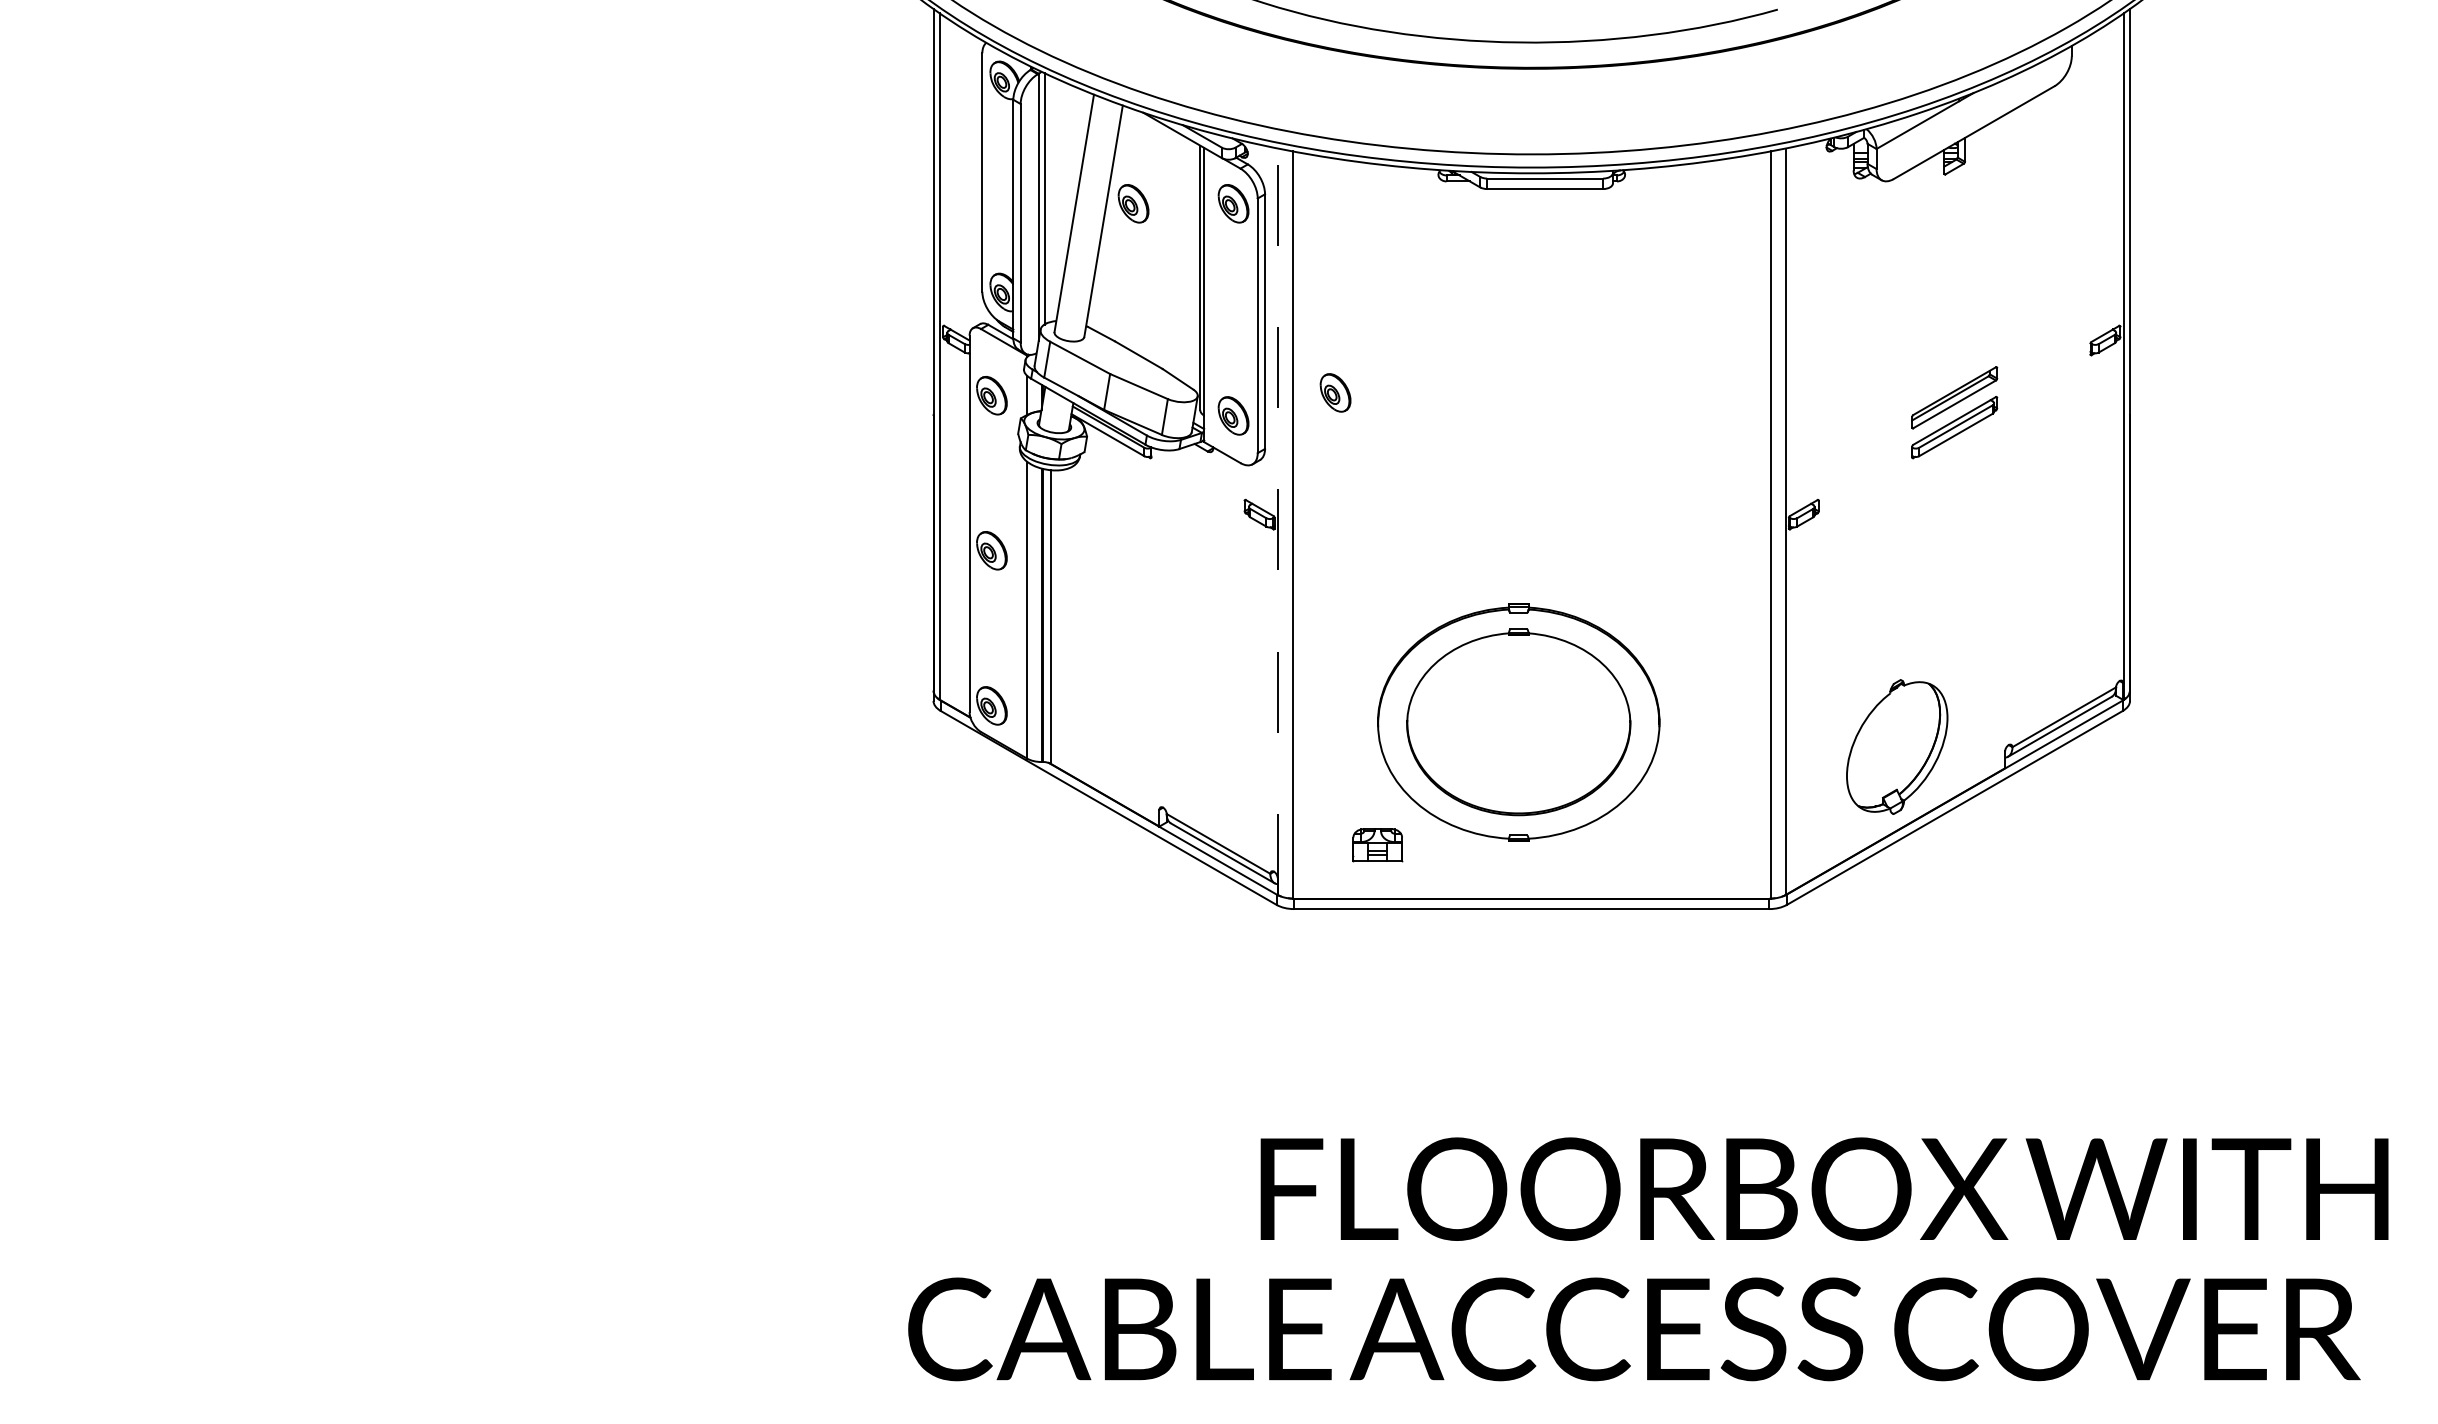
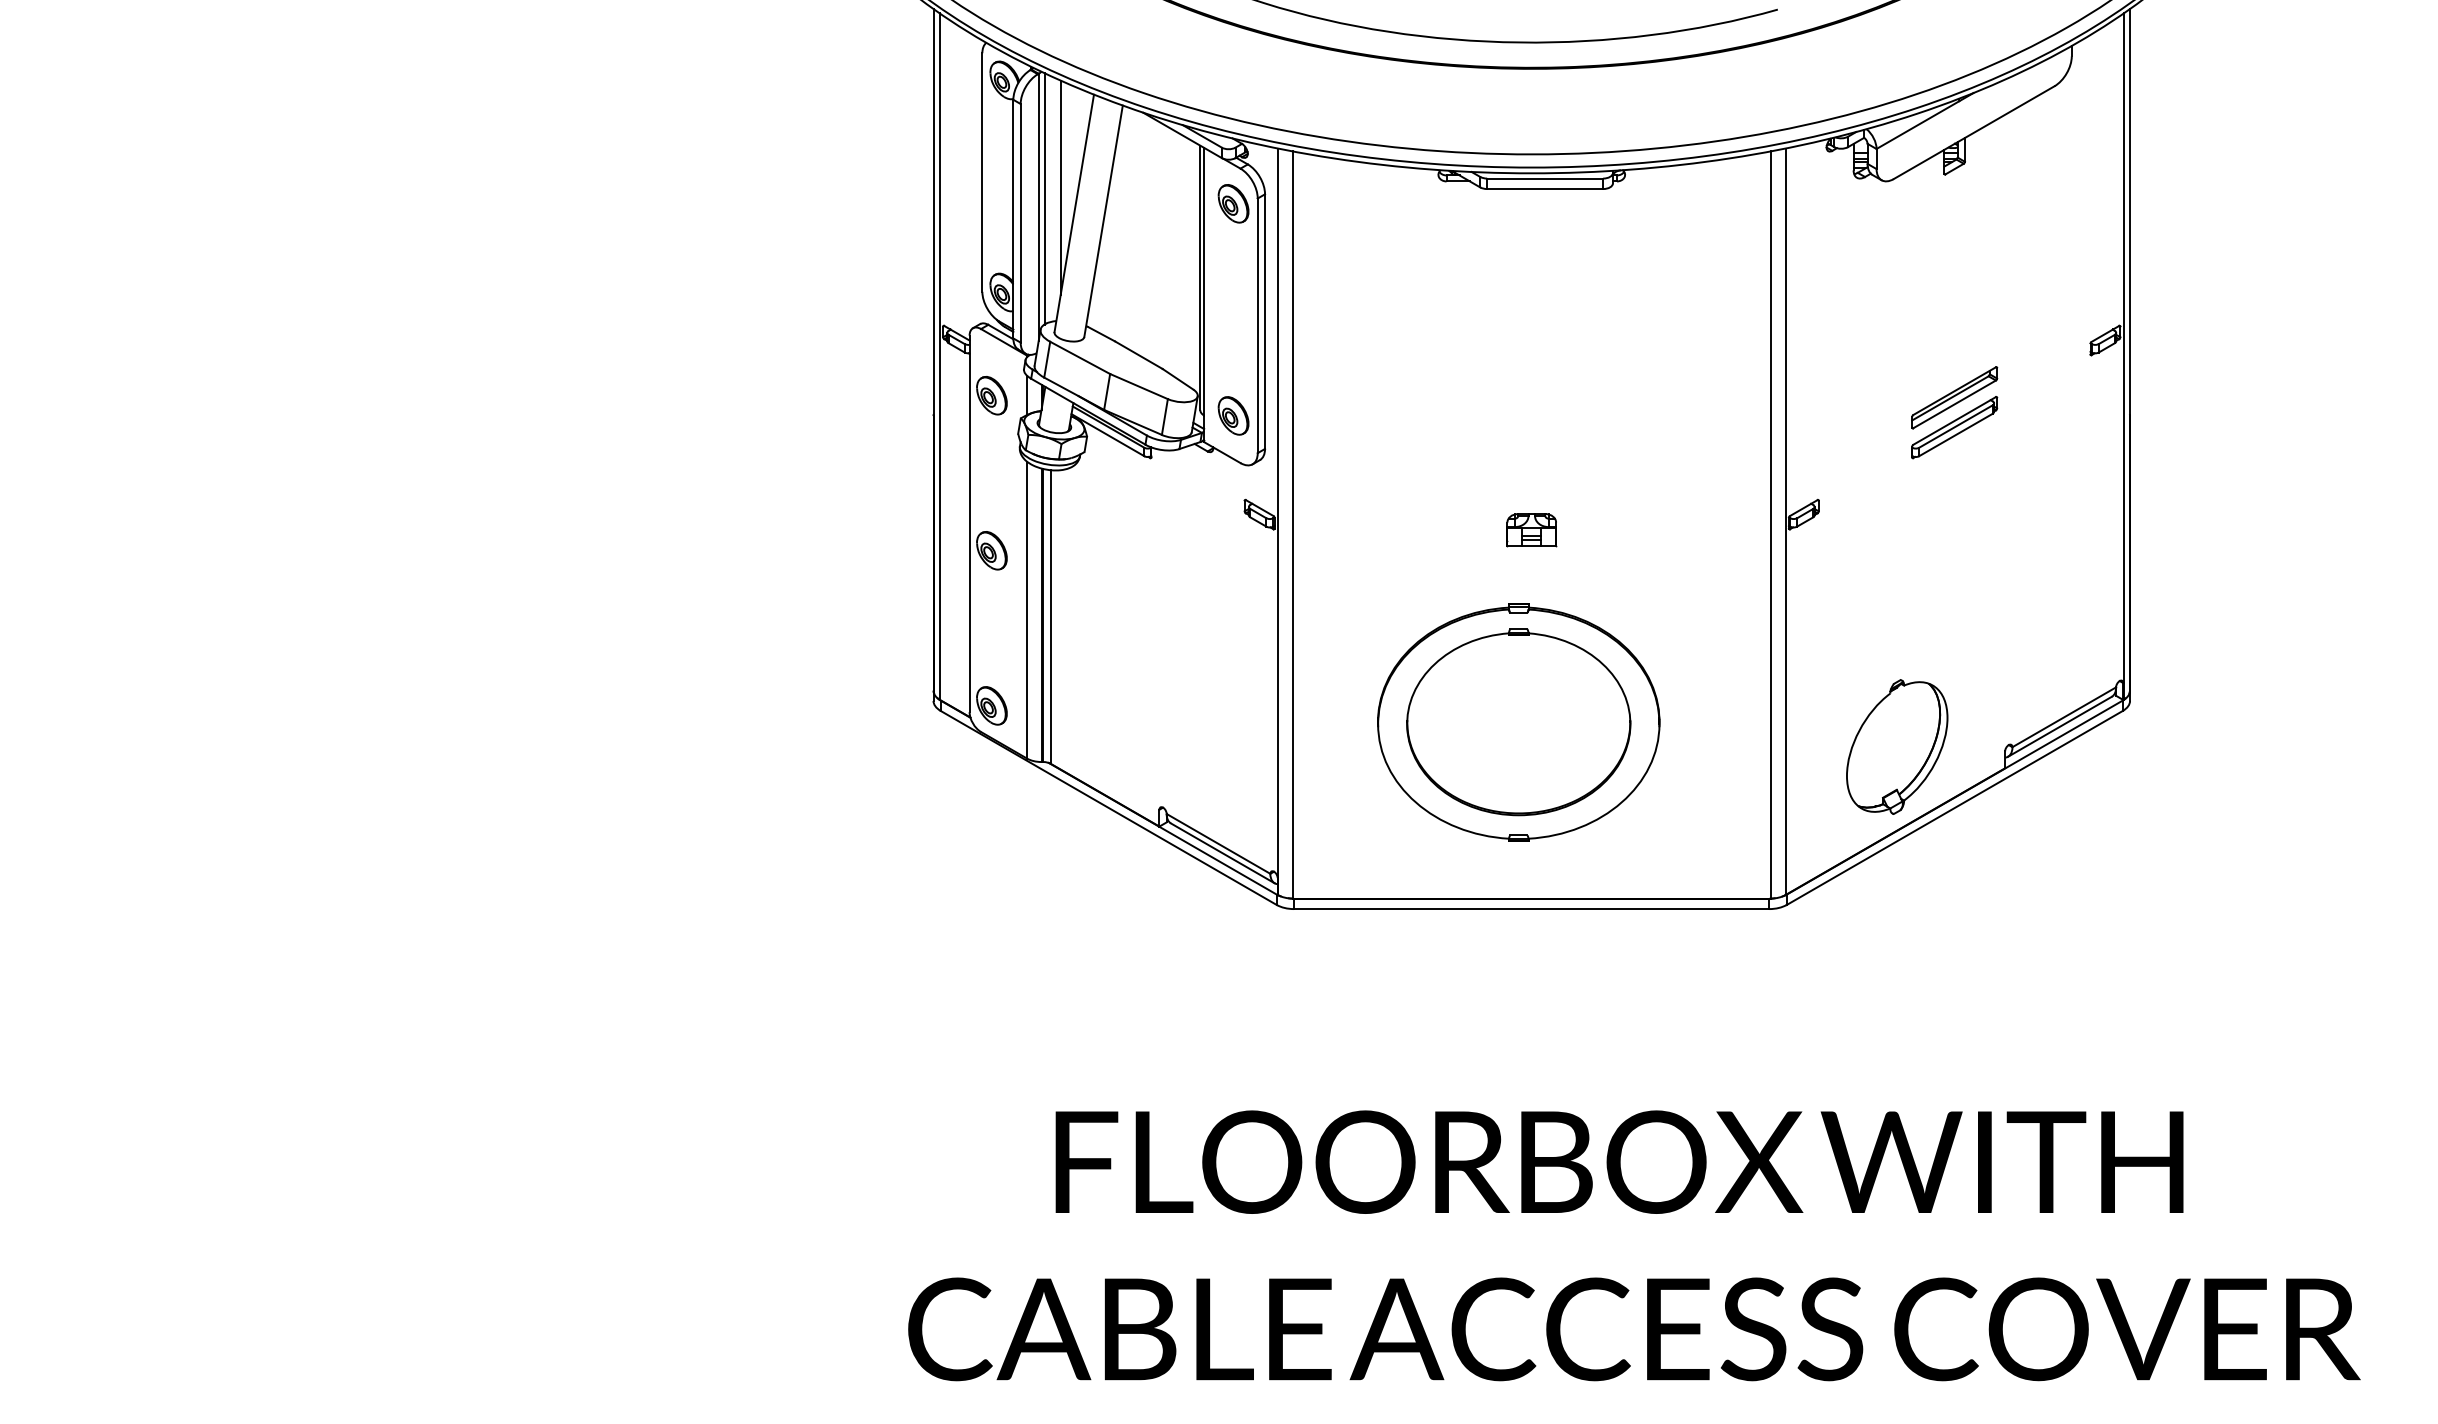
line: none -> present (1060, 187)
part: present -> none (1133, 203)
part: present -> none (1335, 392)
line: dashed -> solid (1278, 521)
part position: (1377, 845) -> (1531, 530) (1531, 530)
text position: (1824, 1188) -> (1619, 1161) (1619, 1161)
